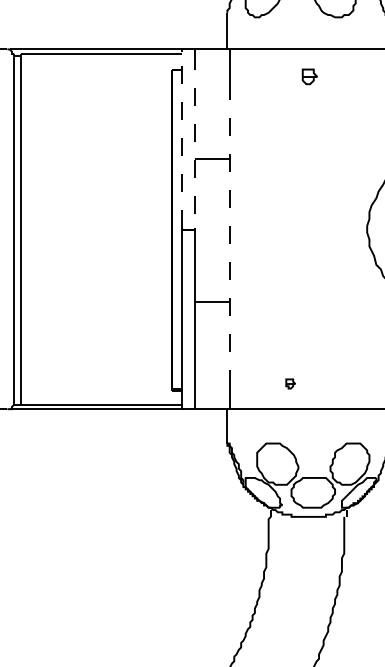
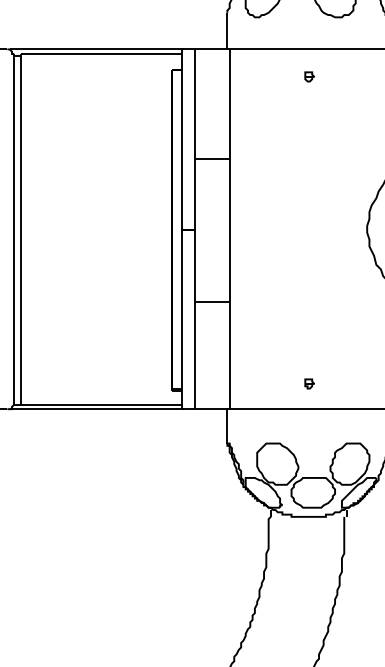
part size: 17x18 px -> 11x12 px (309, 76)
line: dashed -> solid (181, 139)
line: dashed -> solid (195, 140)
line: dashed -> solid (229, 230)
part position: (290, 383) -> (309, 383) (309, 383)
